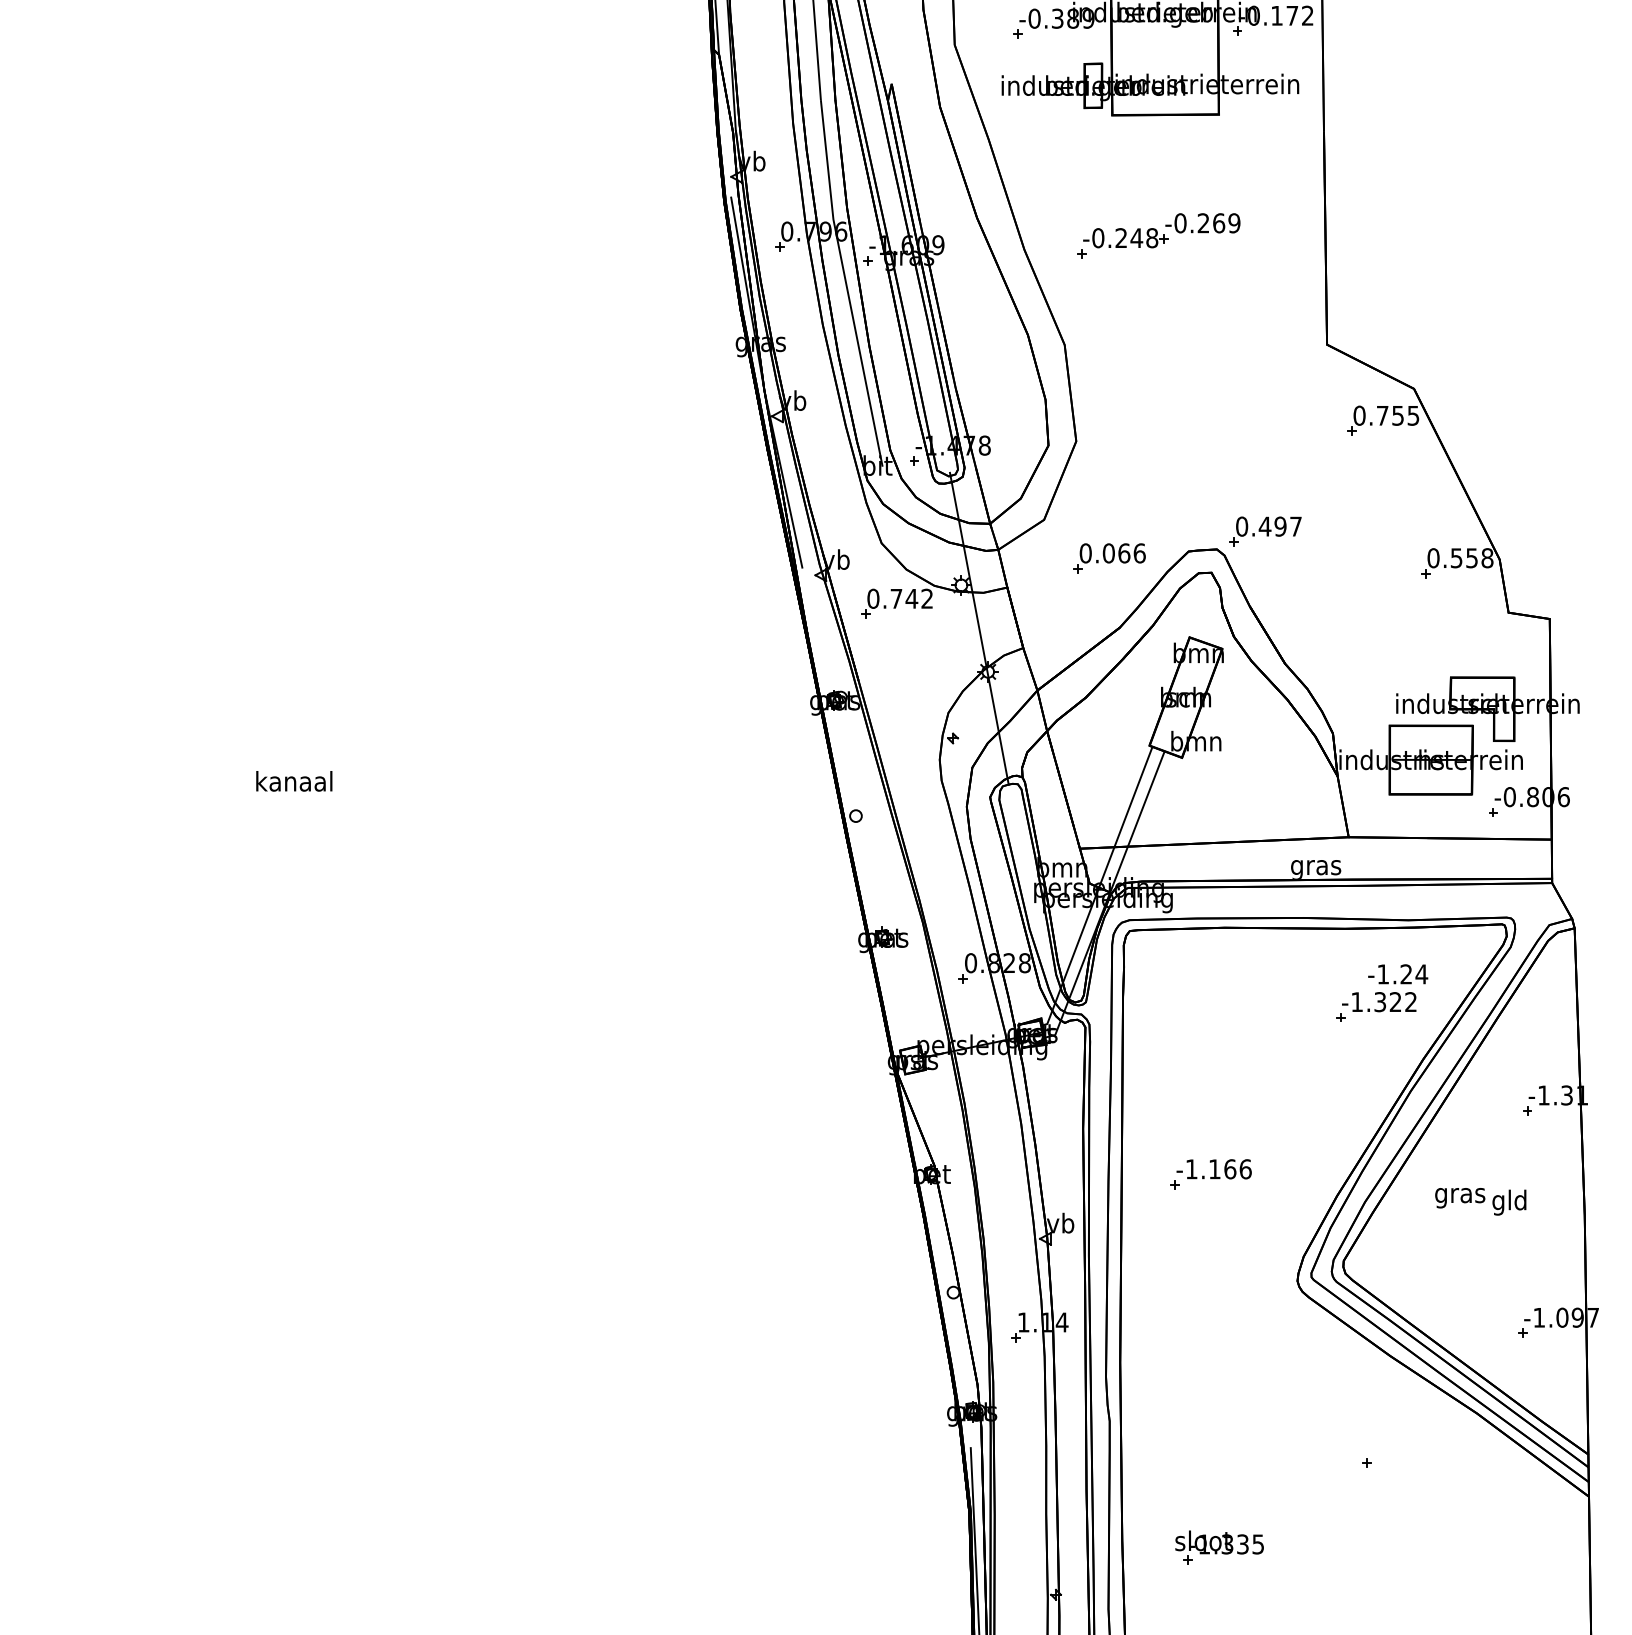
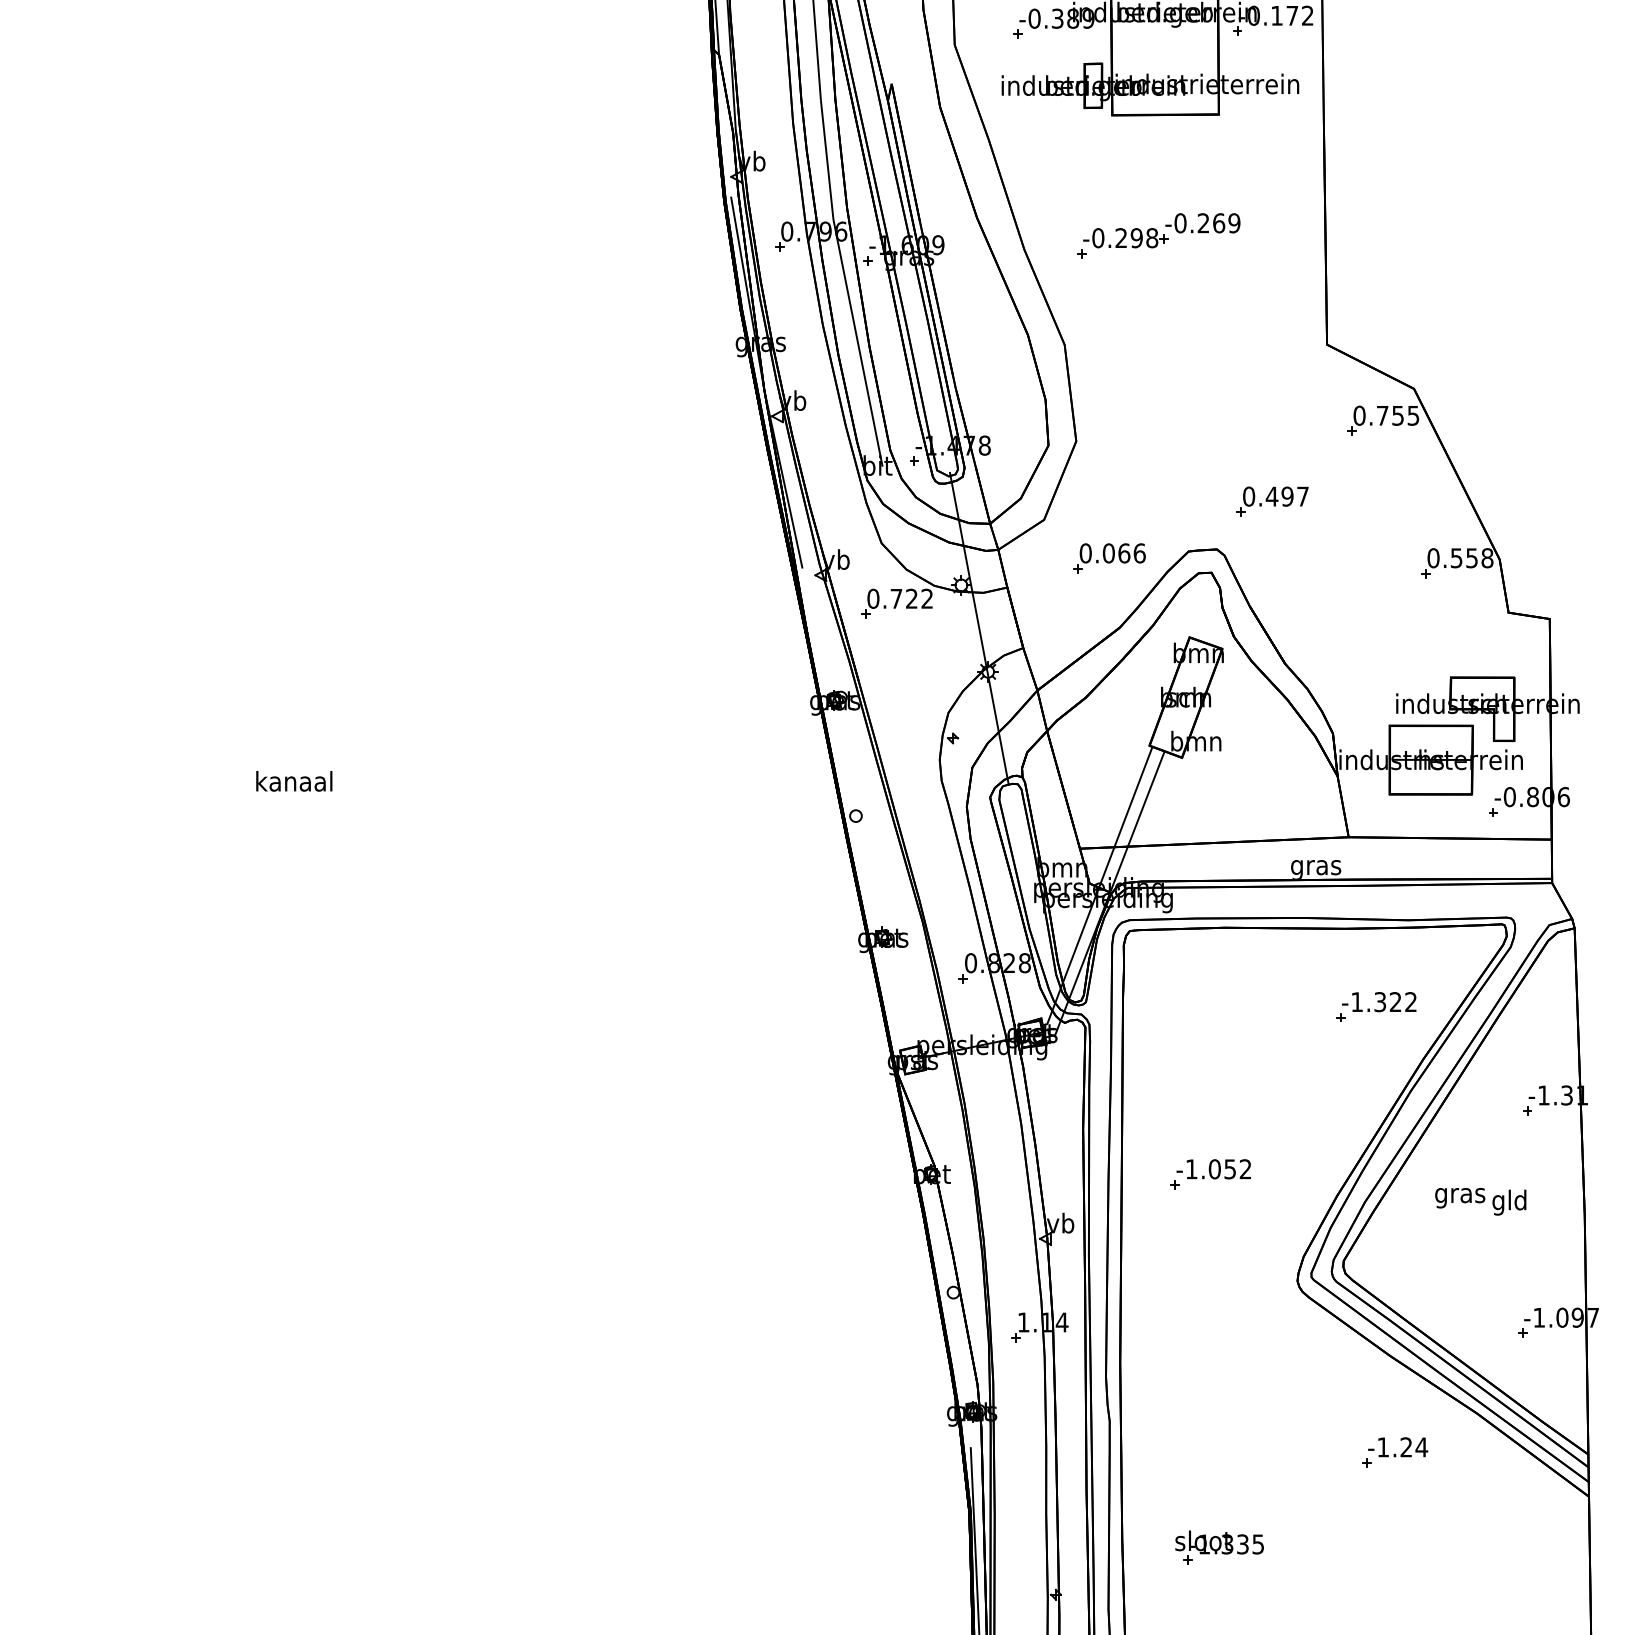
text: -0.248 -> -0.298 (1136, 238)
part position: (1265, 531) -> (1272, 501) (1272, 501)
text: 0.742 -> 0.722 (911, 598)
text position: (1398, 974) -> (1398, 1447) (1398, 1447)
text: -1.166 -> -1.052 (1229, 1169)
